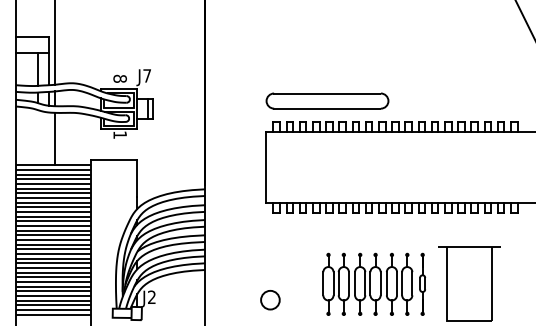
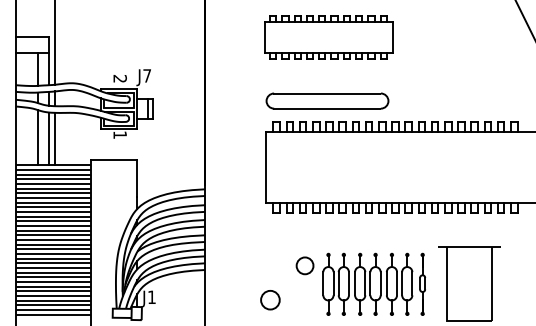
part: none -> present (328, 37)
text: 8 -> 2 (119, 78)
line: none -> present (38, 137)
line: none -> present (49, 138)
circle: none -> present (304, 265)
text: J2 -> J1 (151, 296)
